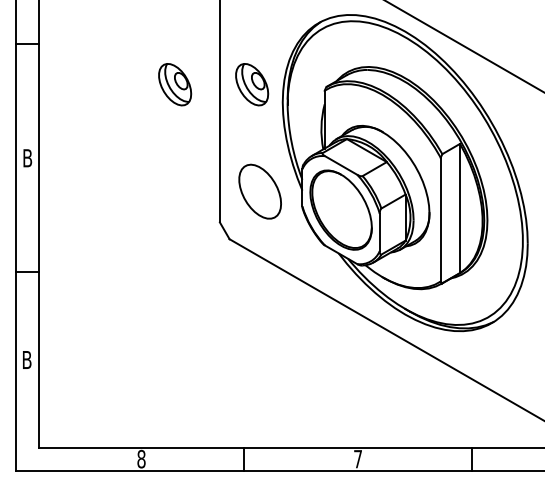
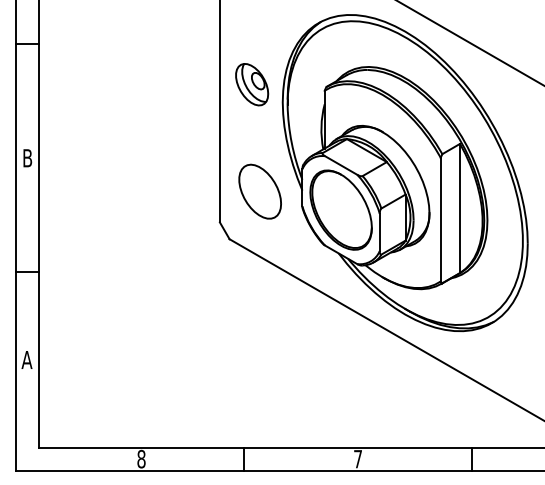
line position: (464, 46) -> (470, 43) (470, 43)
part: present -> none (175, 84)
text: B -> A (26, 359)
